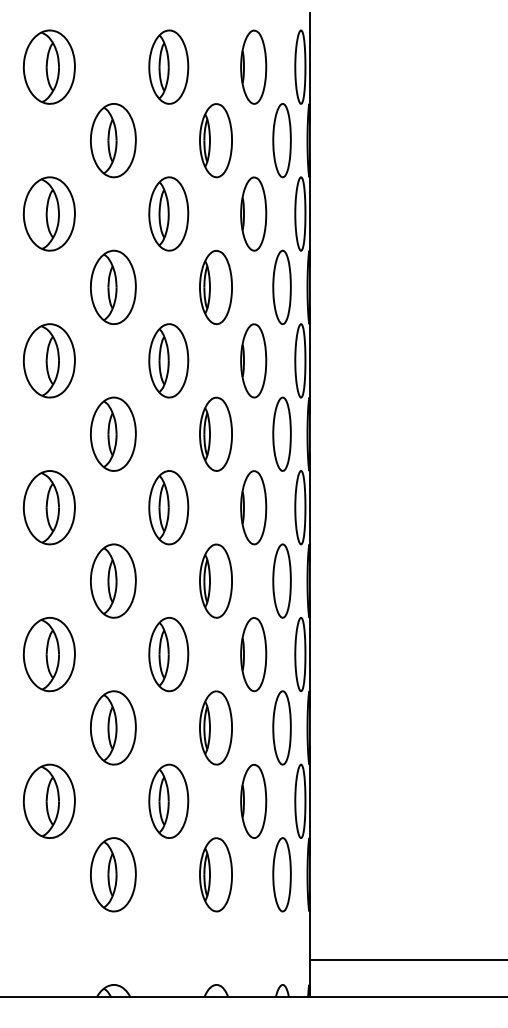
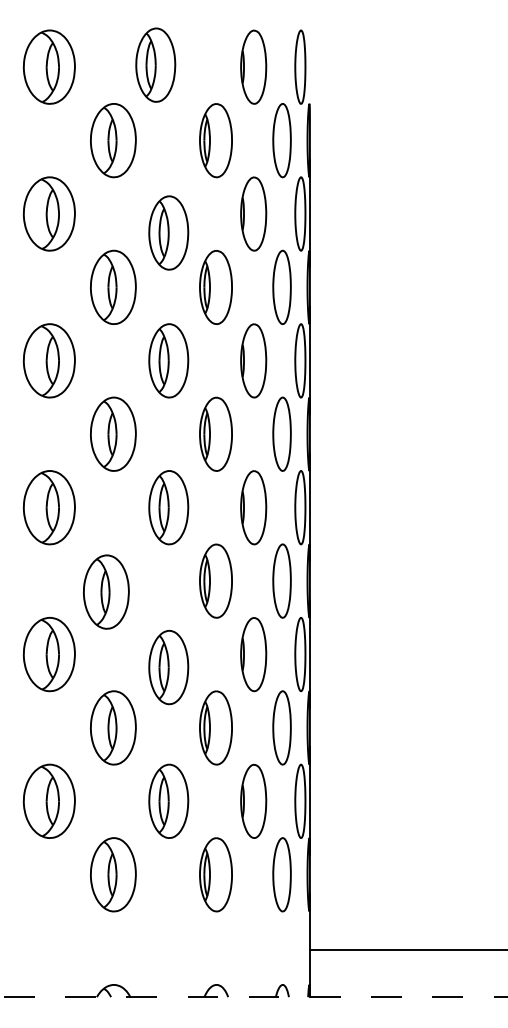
part position: (168, 66) -> (155, 64) (155, 64)
line: present -> none (309, 66)
part position: (168, 213) -> (168, 232) (168, 232)
part position: (113, 580) -> (106, 591) (106, 591)
part position: (168, 654) -> (168, 667) (168, 667)
line position: (406, 960) -> (406, 950) (406, 950)
line: solid -> dashed (254, 997)
